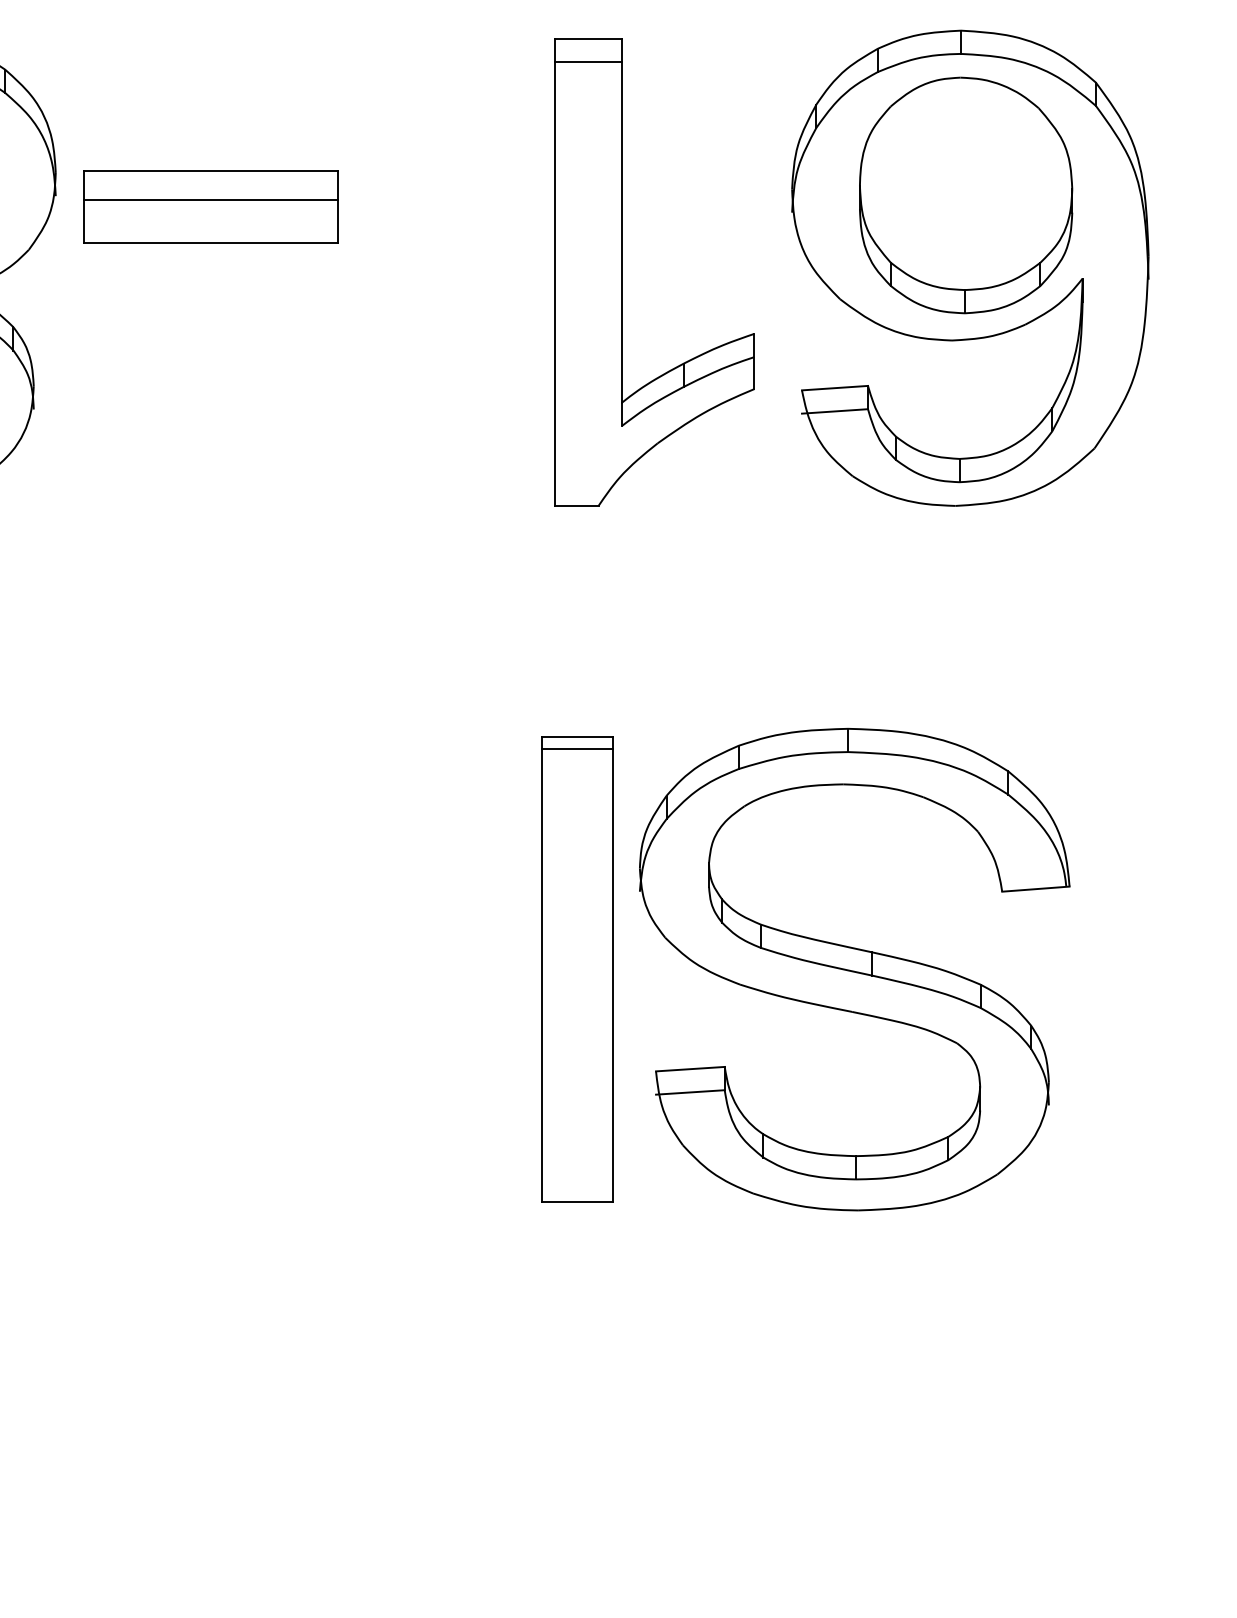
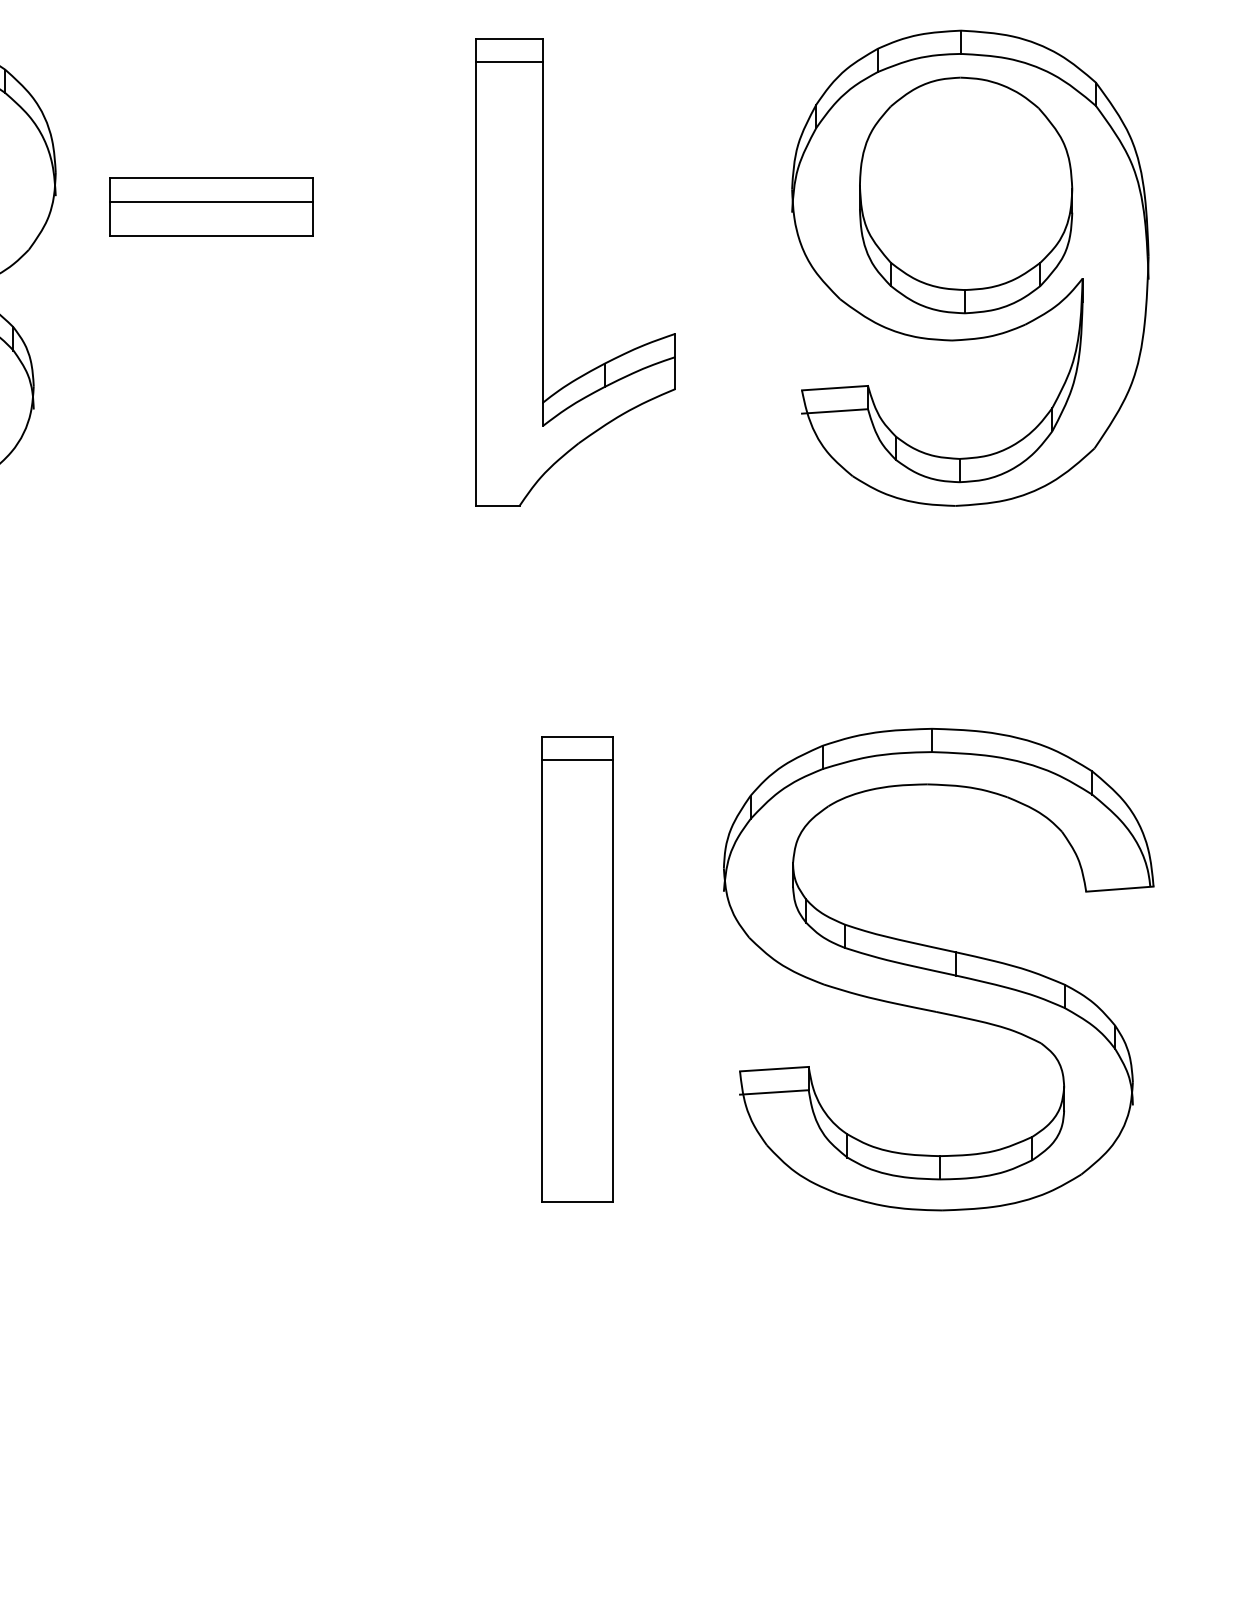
part size: 256x74 px -> 205x60 px (211, 206)
part position: (622, 272) -> (543, 272) (543, 272)
line position: (576, 749) -> (576, 760) (576, 760)
part position: (854, 969) -> (938, 969) (938, 969)
